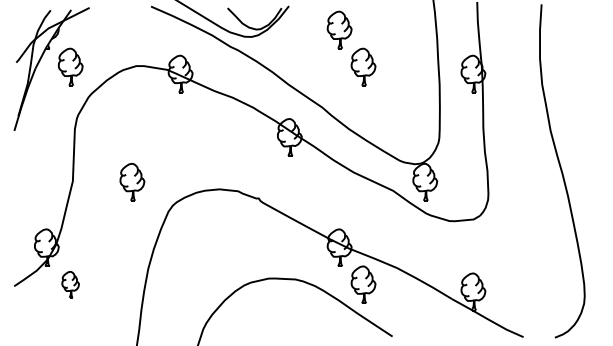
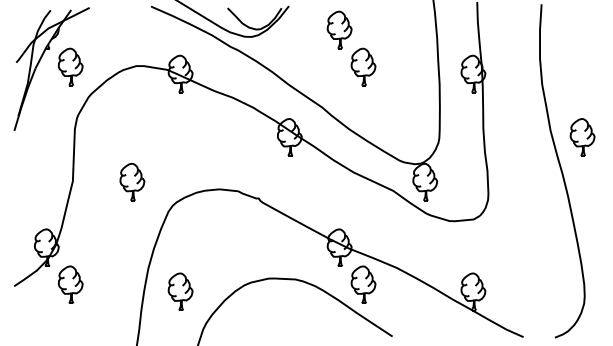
part: none -> present (582, 137)
part size: 19x28 px -> 27x39 px (70, 284)
part: none -> present (180, 291)
